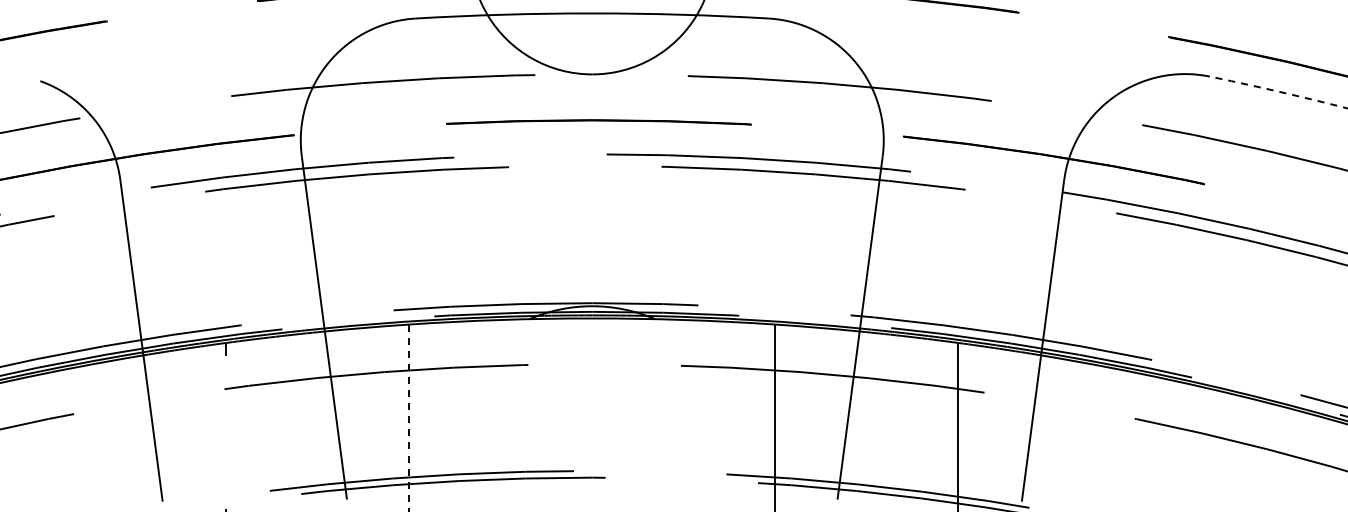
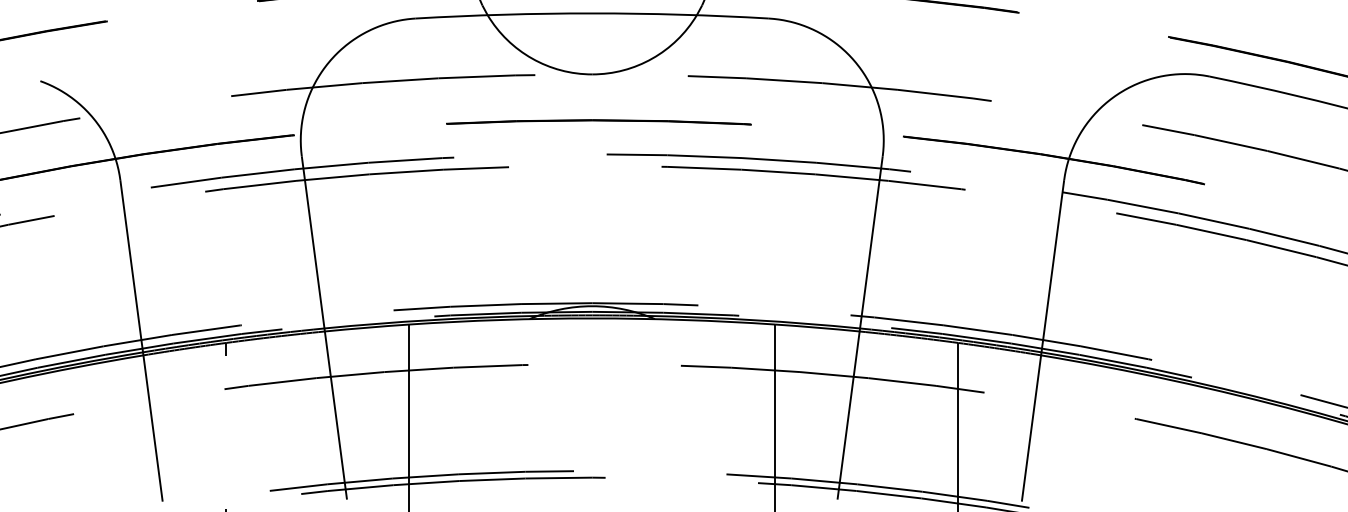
arc: dashed -> solid (1278, 91)
line: dashed -> solid (409, 418)
